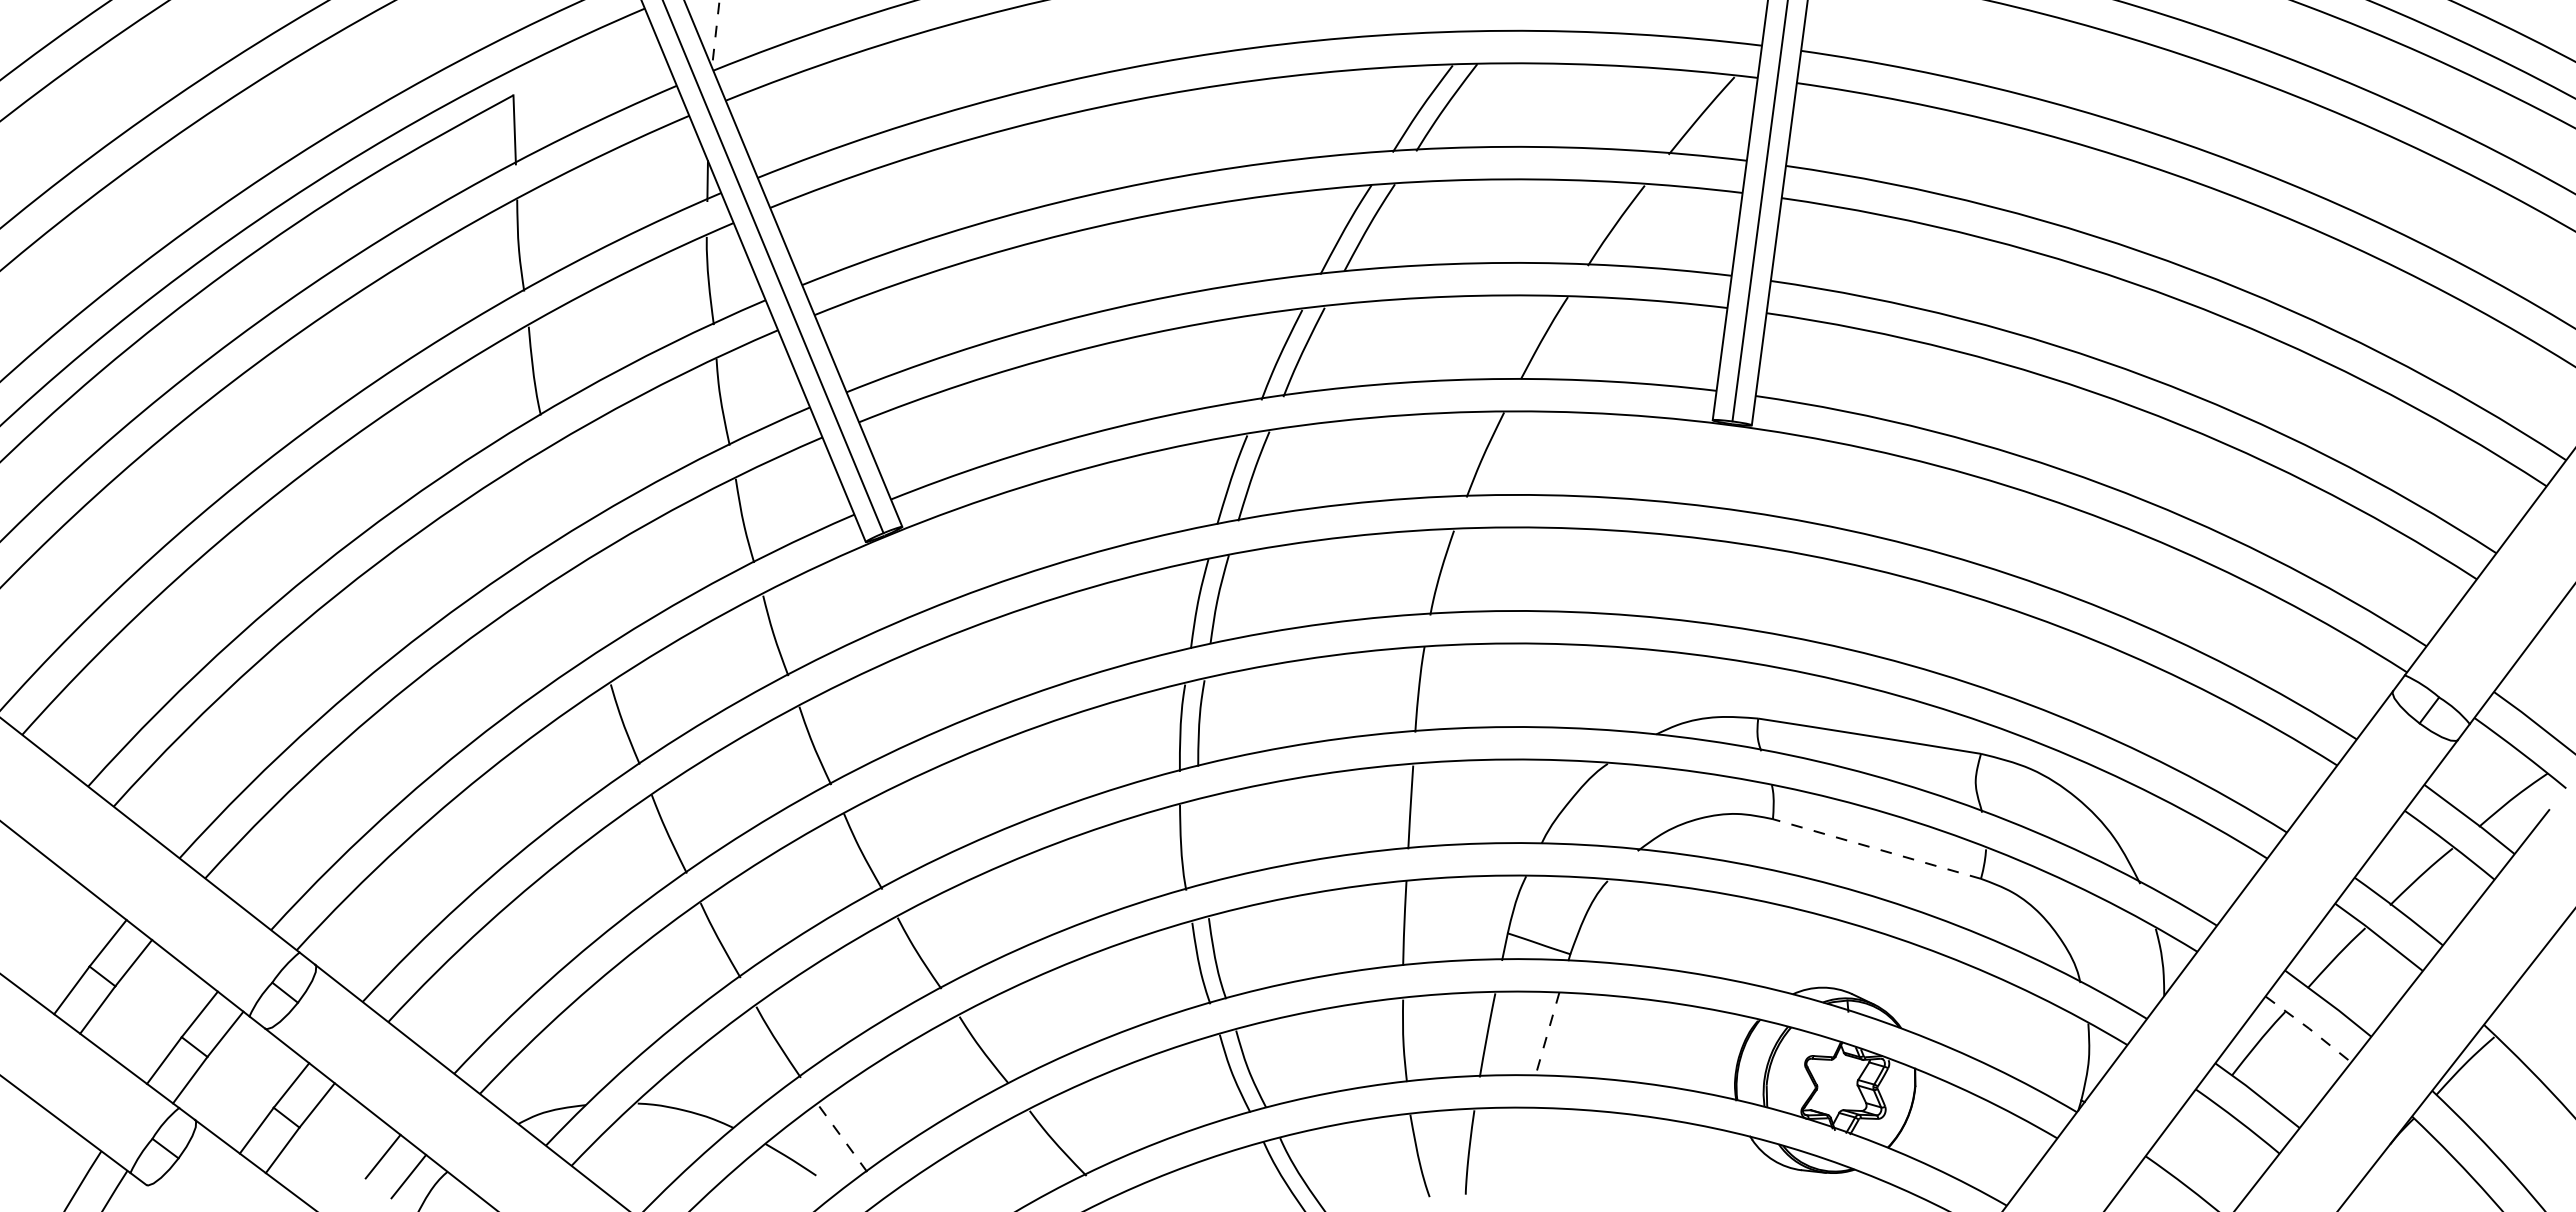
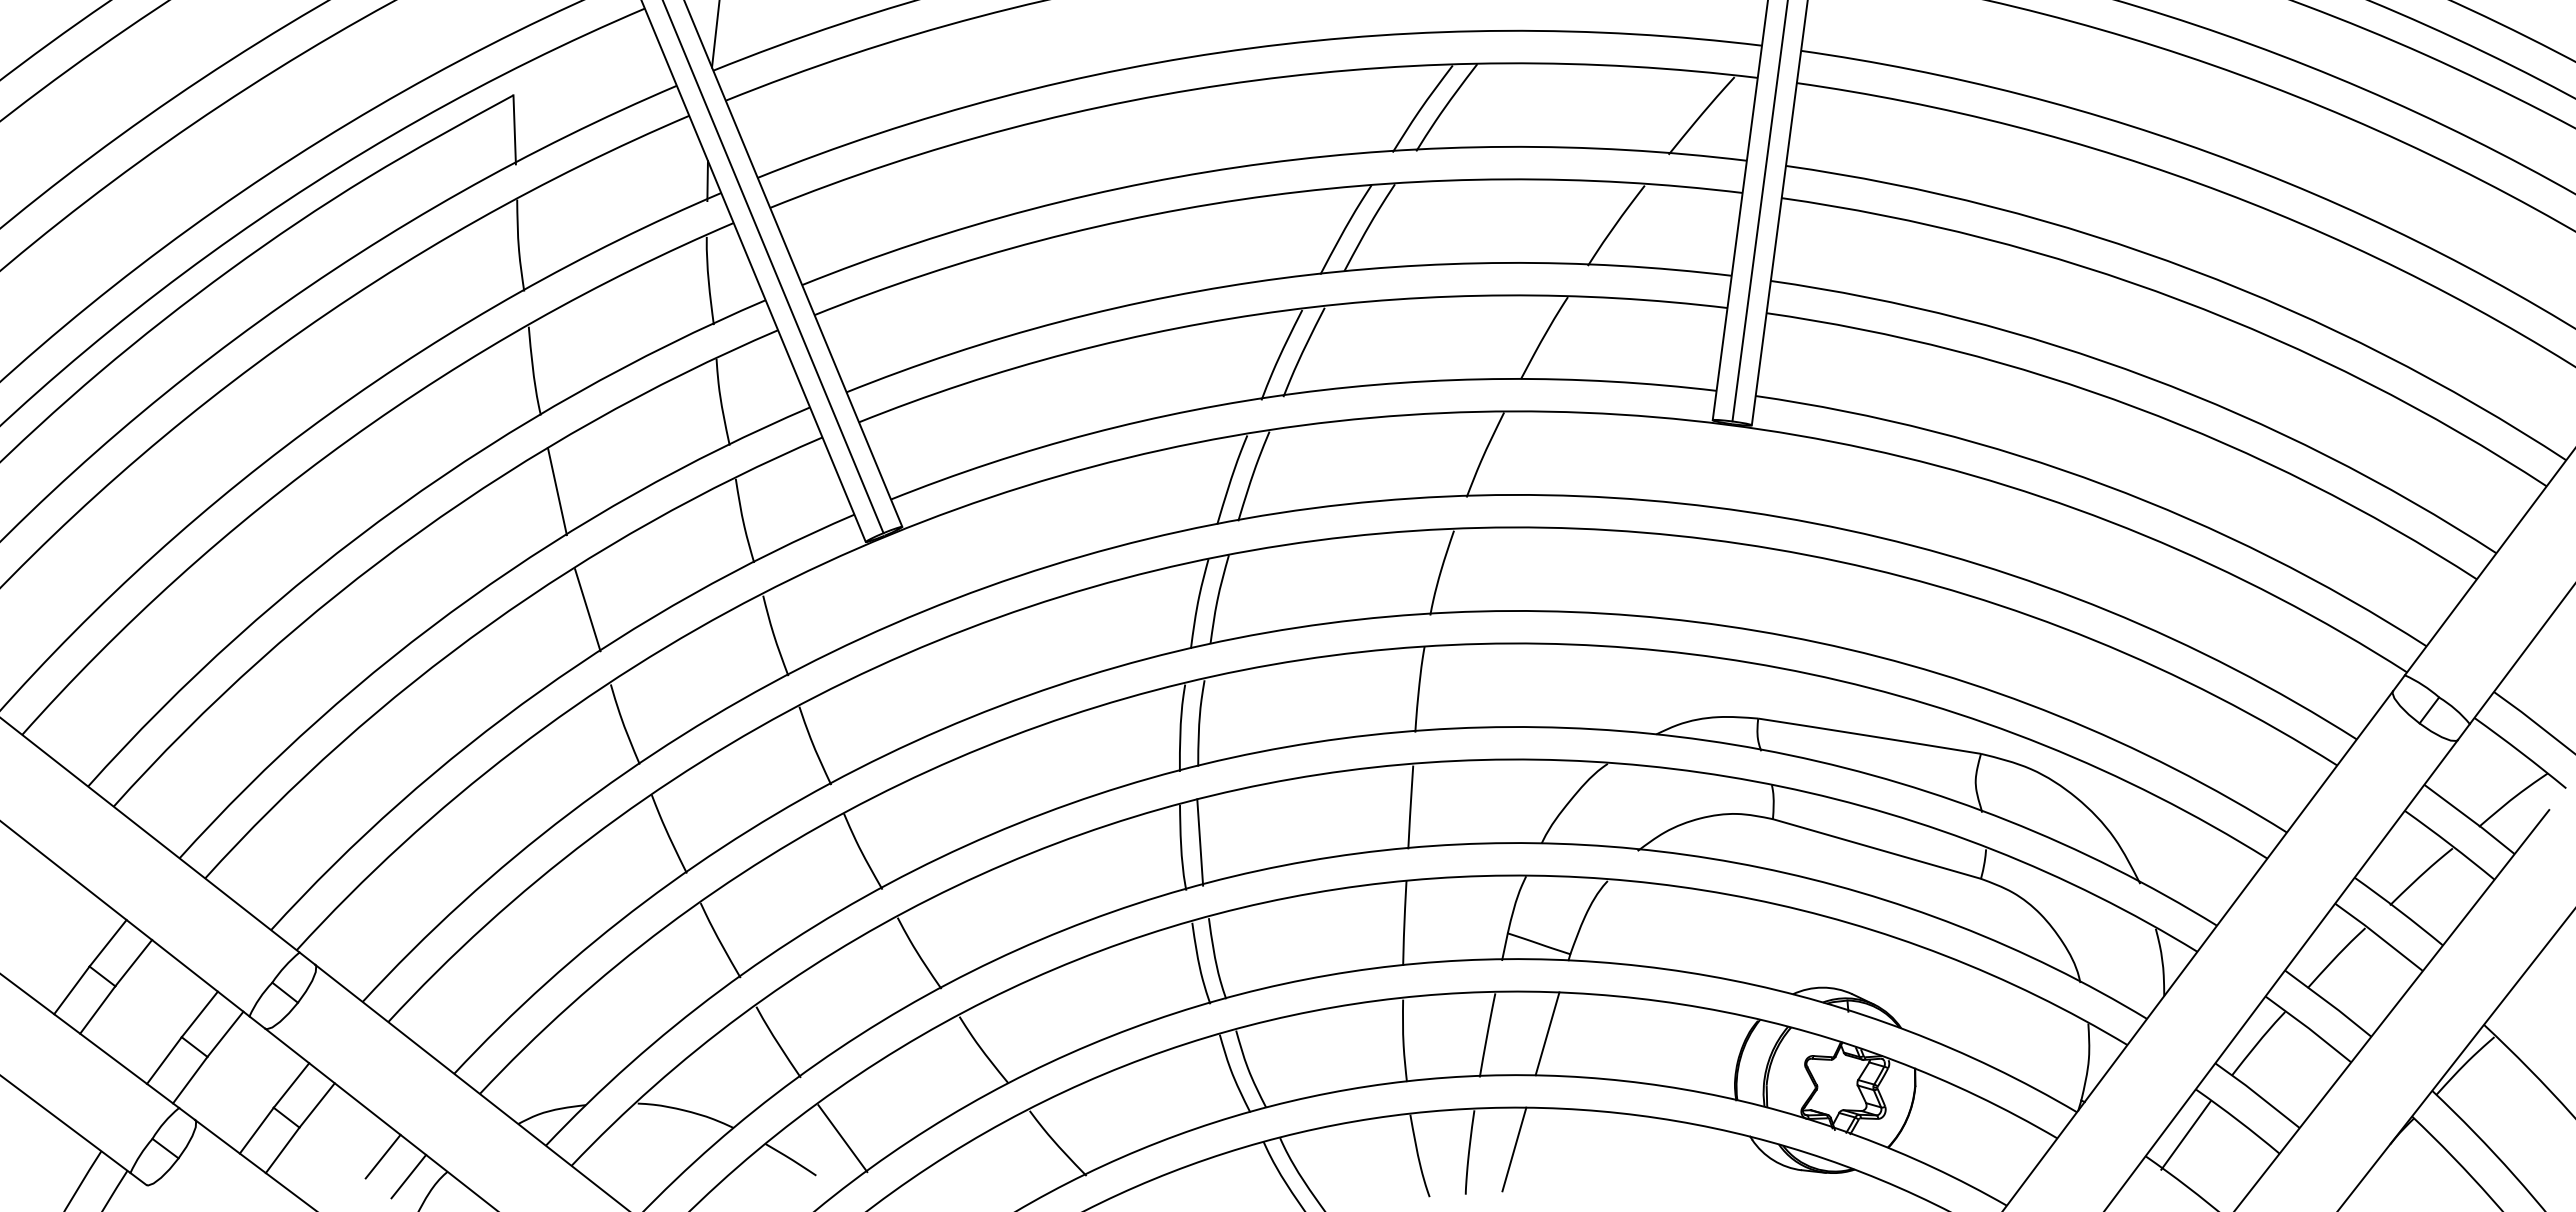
line: dashed -> solid (715, 34)
line: none -> present (556, 491)
line: none -> present (587, 610)
line: none -> present (1200, 842)
line: dashed -> solid (1876, 848)
line: dashed -> solid (2309, 1028)
line: dashed -> solid (1547, 1034)
line: none -> present (2185, 1135)
line: dashed -> solid (842, 1138)
line: none -> present (1514, 1149)
